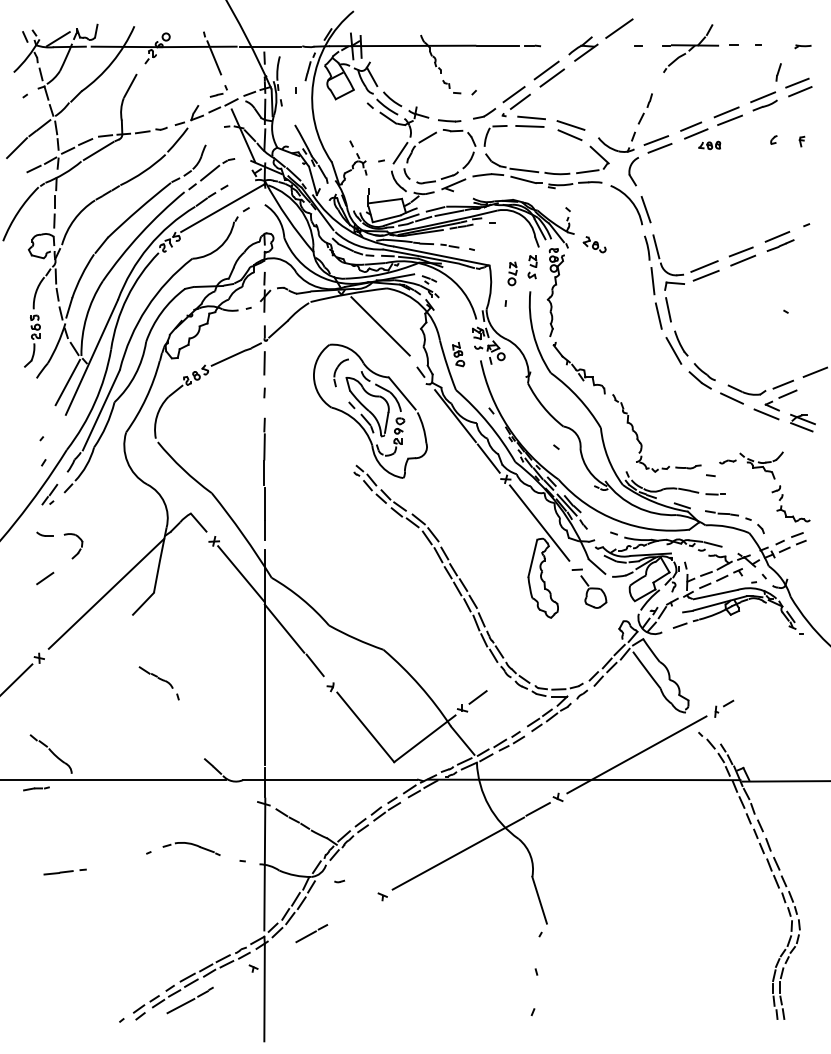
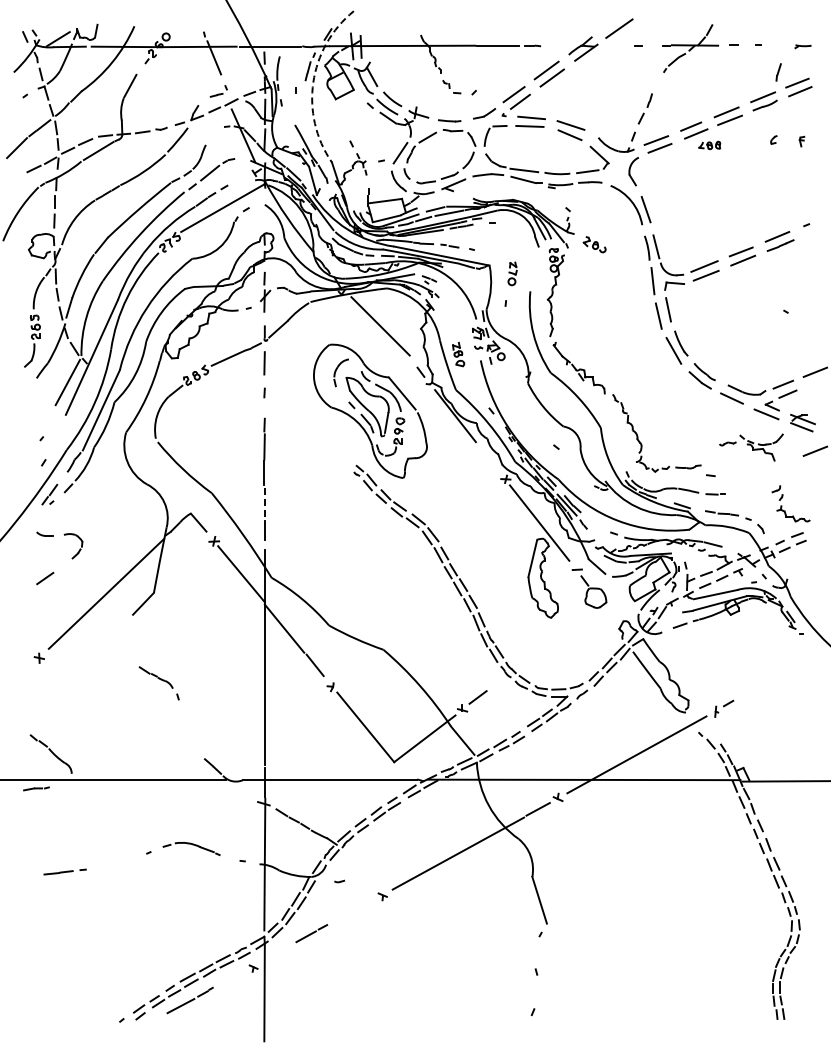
arc: solid -> dashed (313, 82)
part: present -> none (532, 267)
line: none -> present (814, 450)
line: present -> none (488, 458)
part position: (751, 465) -> (751, 447) (751, 447)
line: solid -> dashed (264, 504)
line: present -> none (17, 678)
